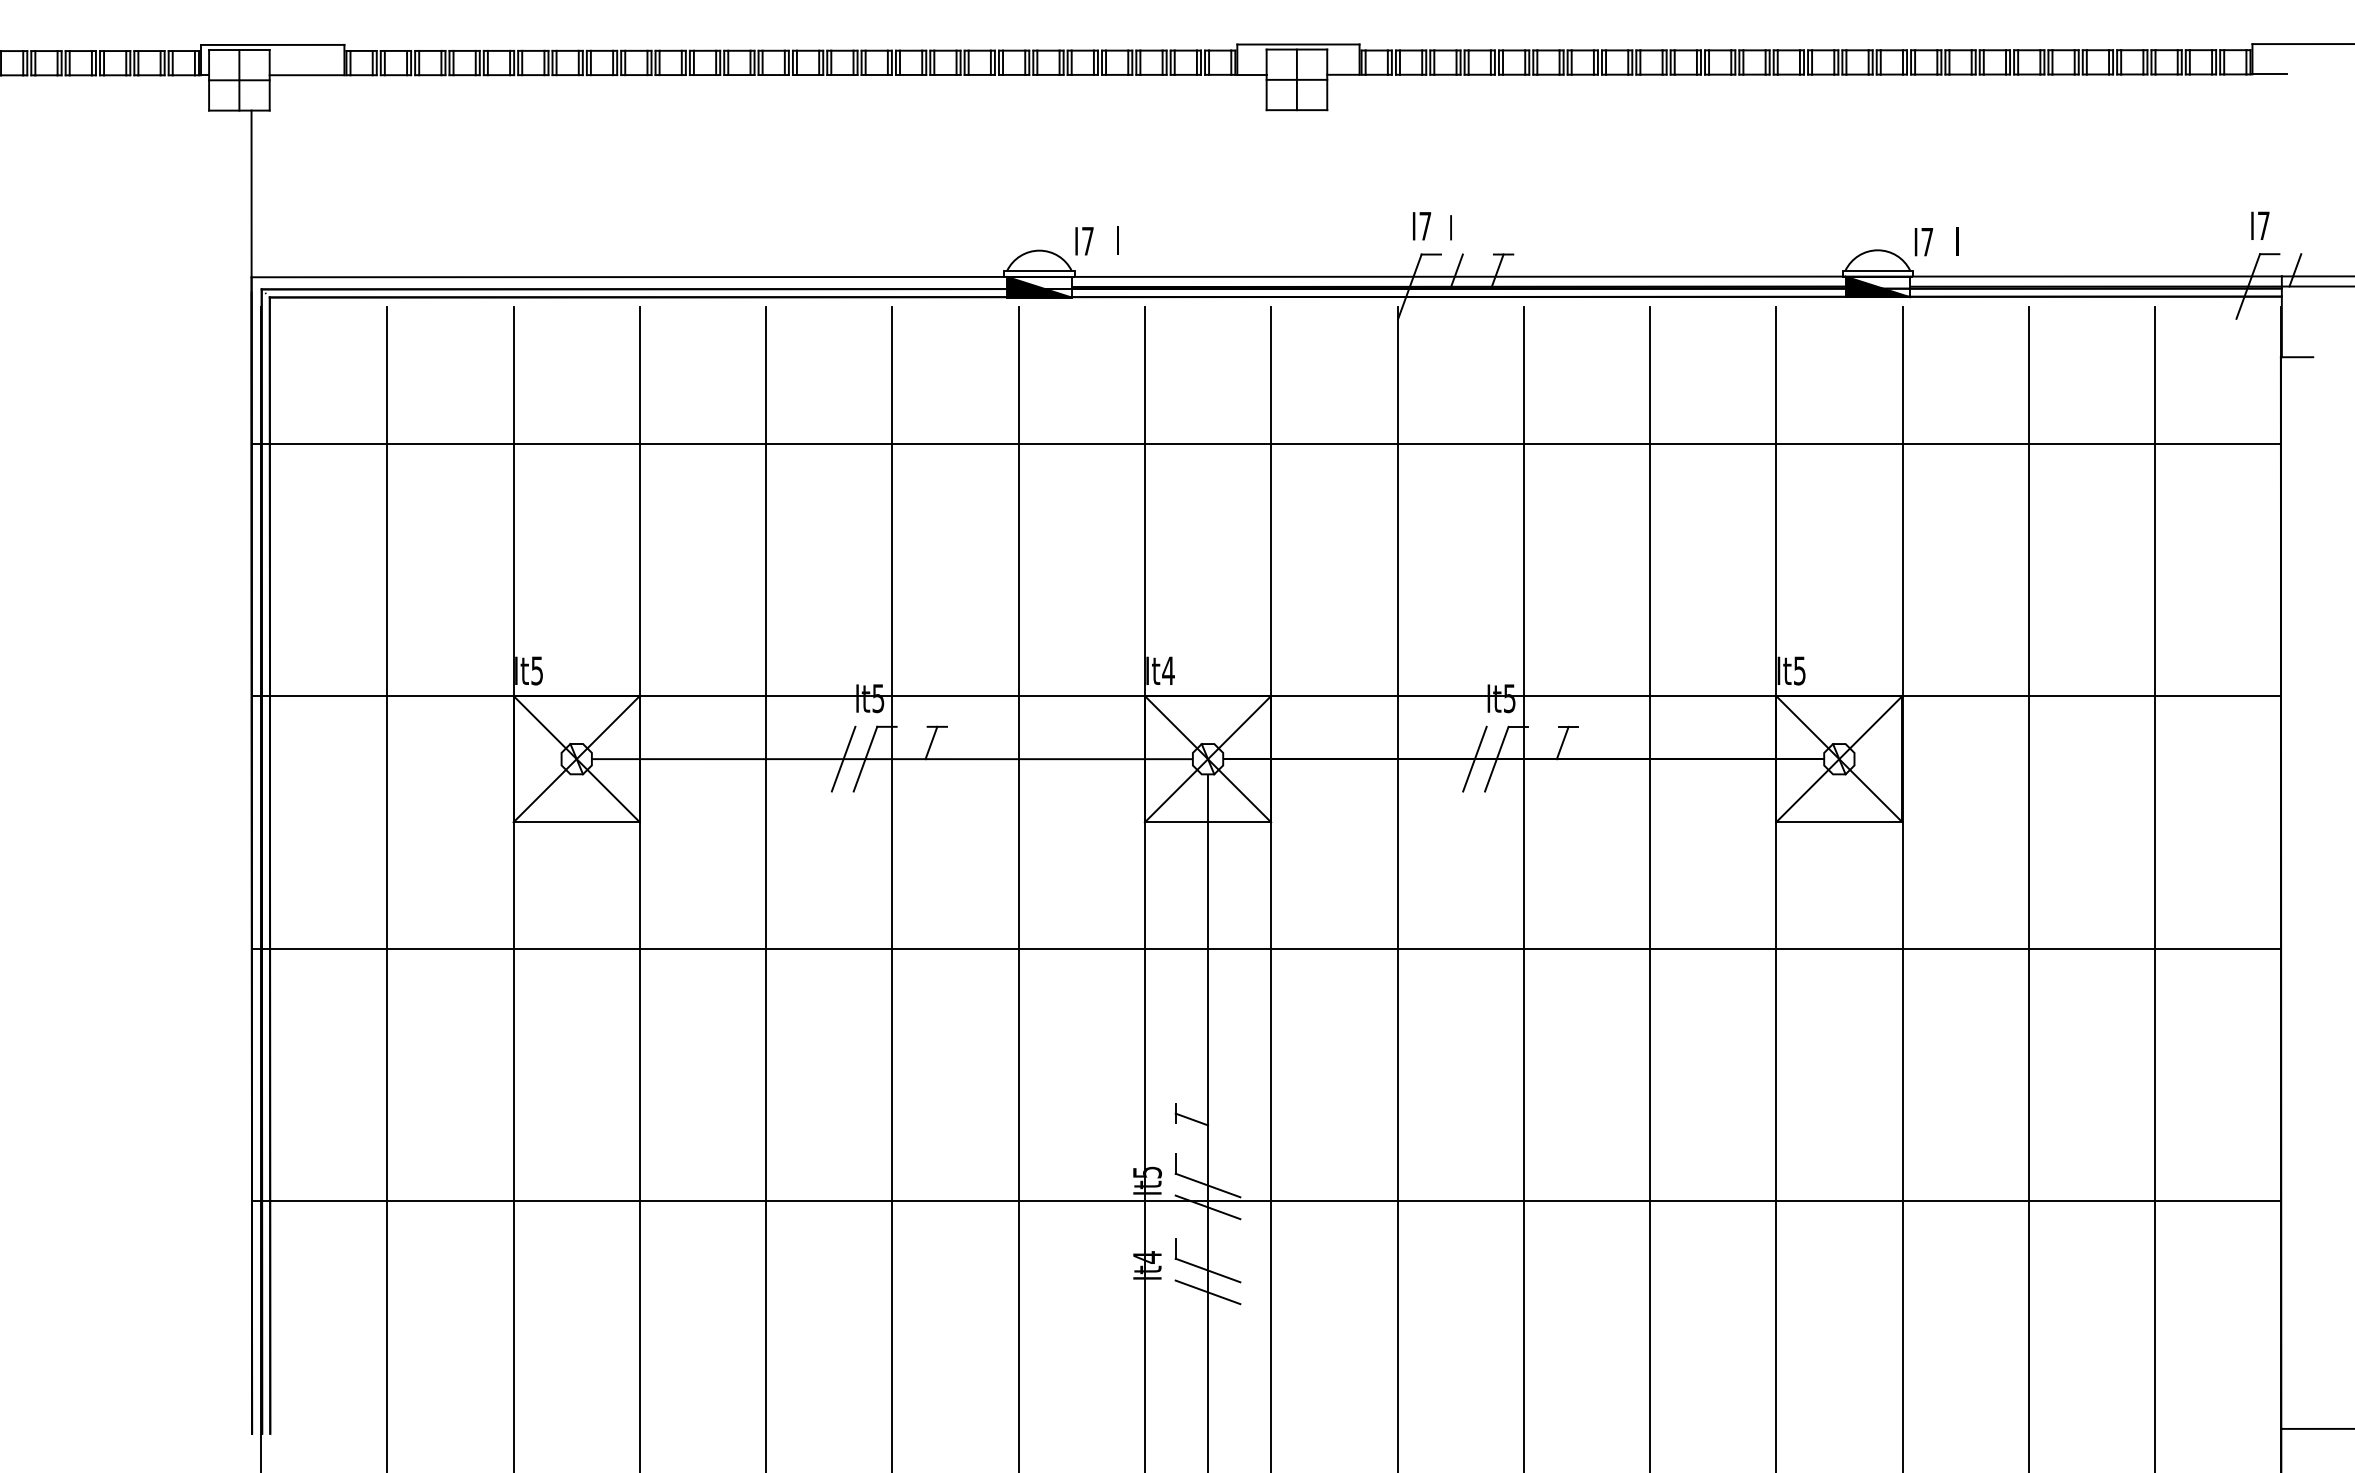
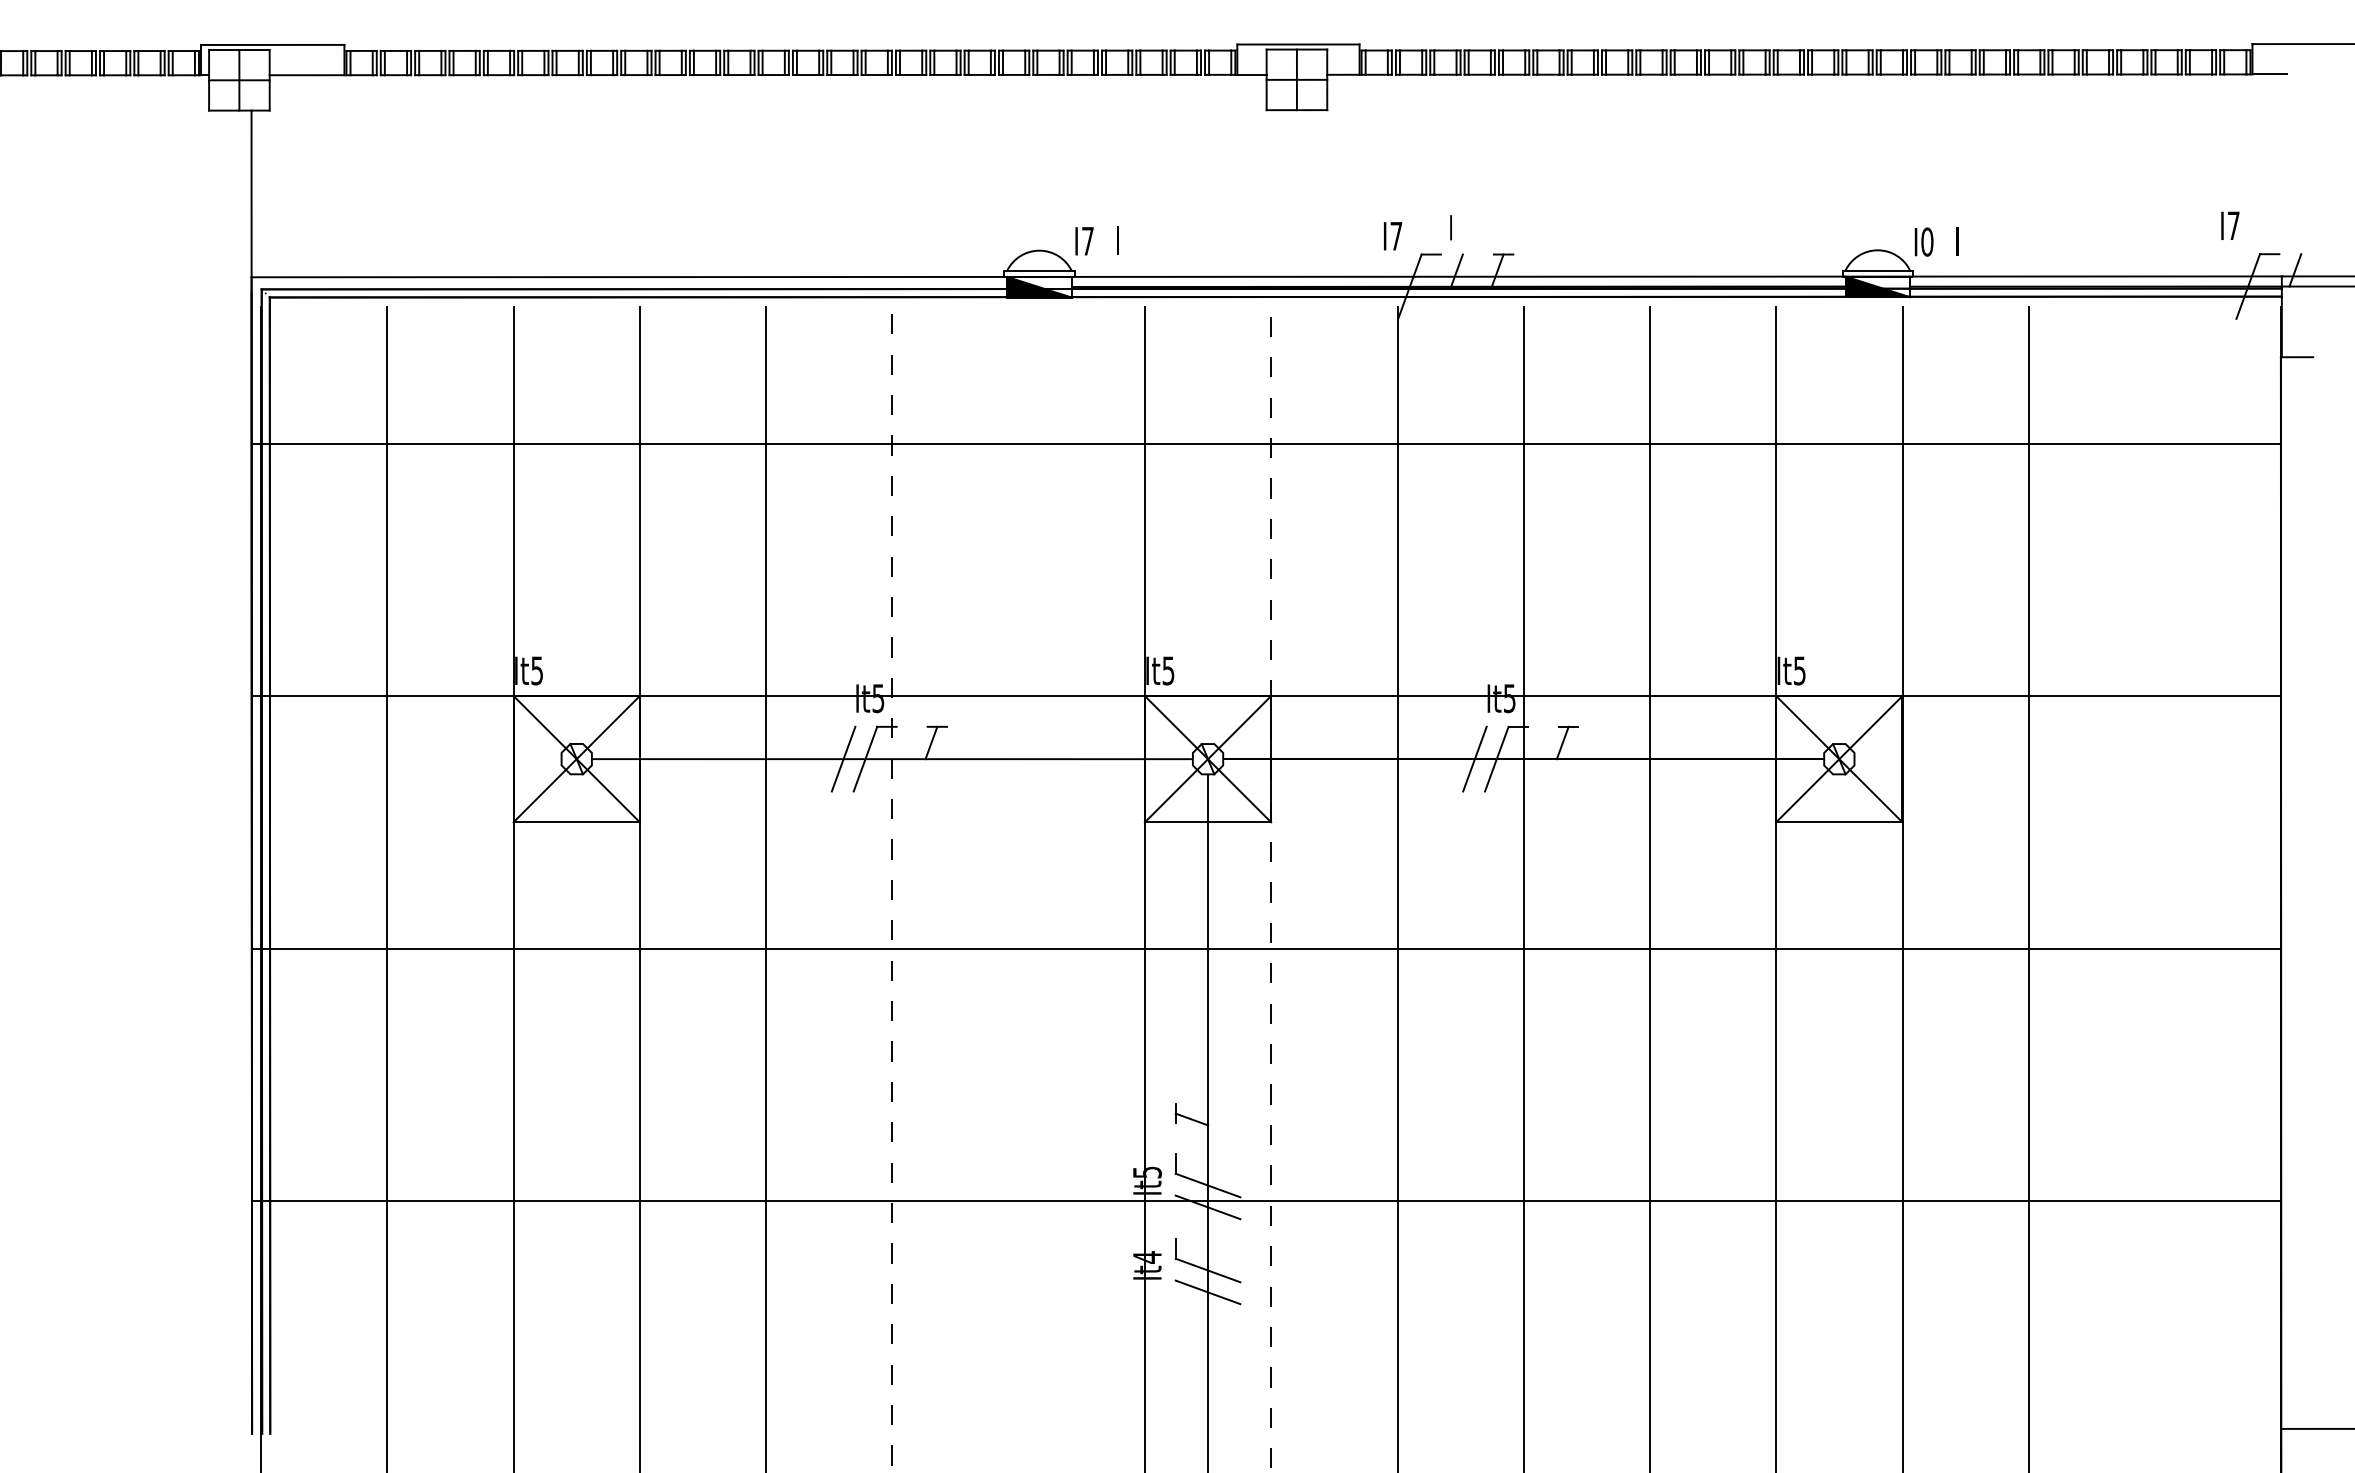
text position: (2260, 225) -> (2230, 225) (2230, 225)
text position: (1422, 226) -> (1393, 236) (1393, 236)
text: I7 -> I0 (1927, 241)
text: It4 -> It5 (1168, 670)
line: present -> none (1018, 887)
line: present -> none (2155, 887)
line: solid -> dashed (892, 889)
line: solid -> dashed (1271, 889)
